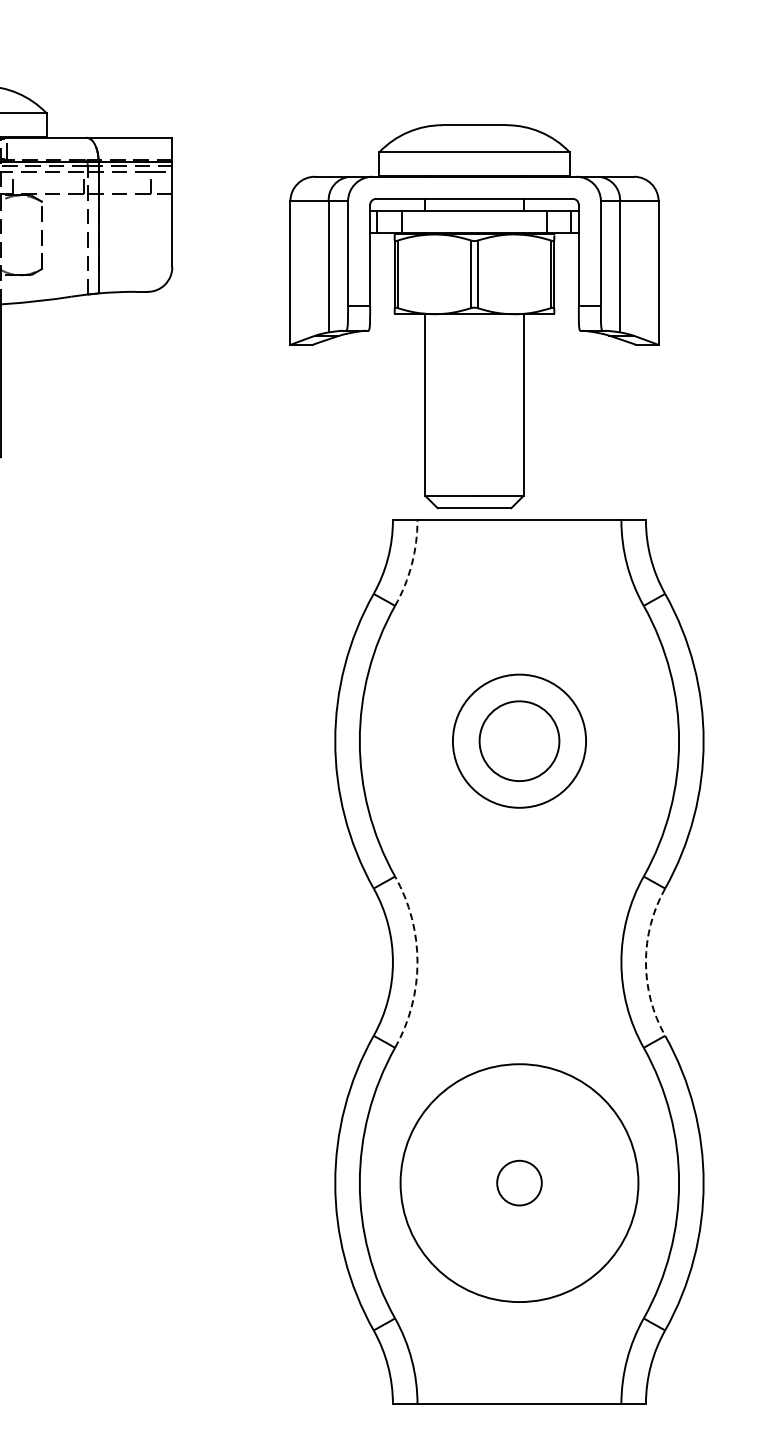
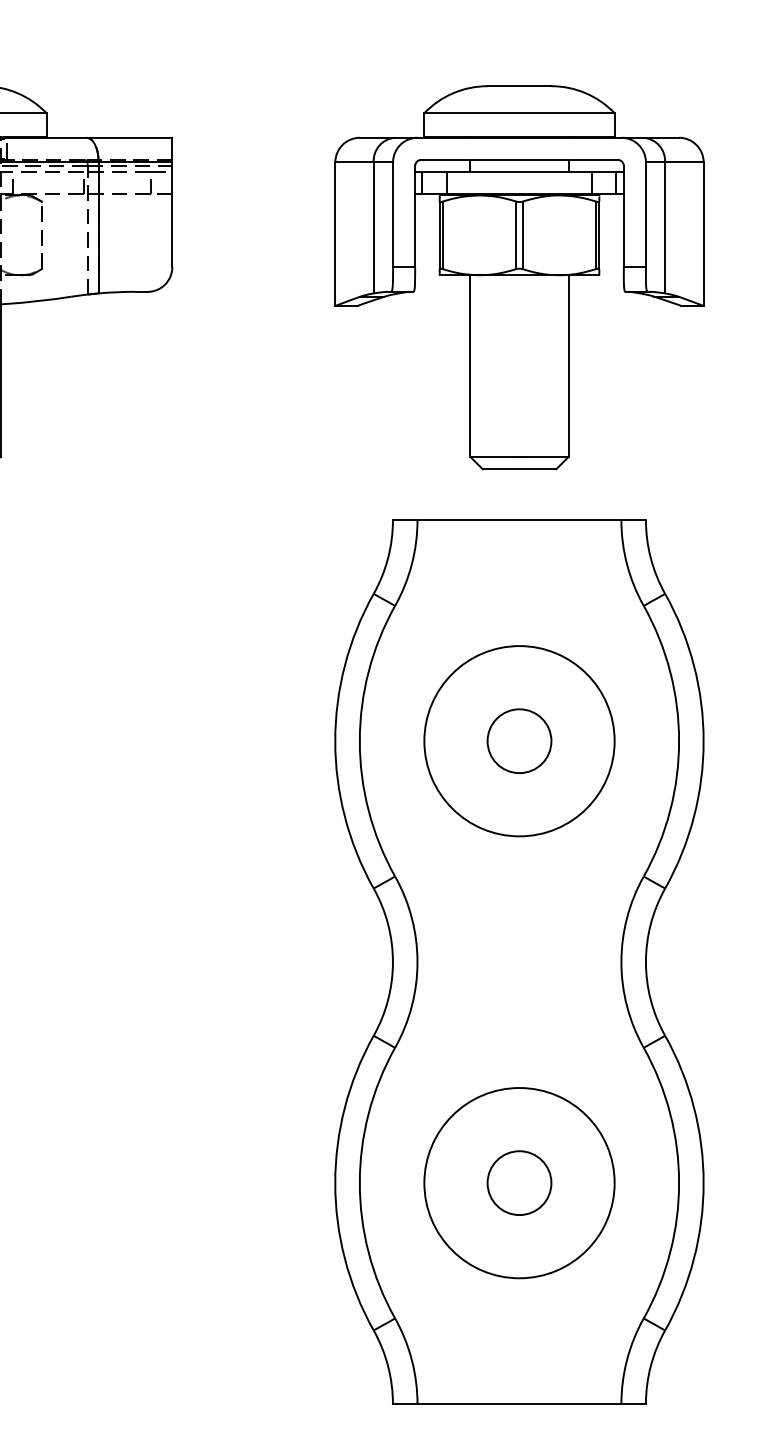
part position: (474, 316) -> (519, 277) (519, 277)
arc: dashed -> solid (411, 564)
circle diameter: 133 px -> 190 px (519, 741)
circle diameter: 80 px -> 64 px (519, 741)
arc: dashed -> solid (417, 962)
arc: dashed -> solid (645, 962)
circle diameter: 45 px -> 64 px (519, 1183)
circle diameter: 238 px -> 190 px (519, 1183)
